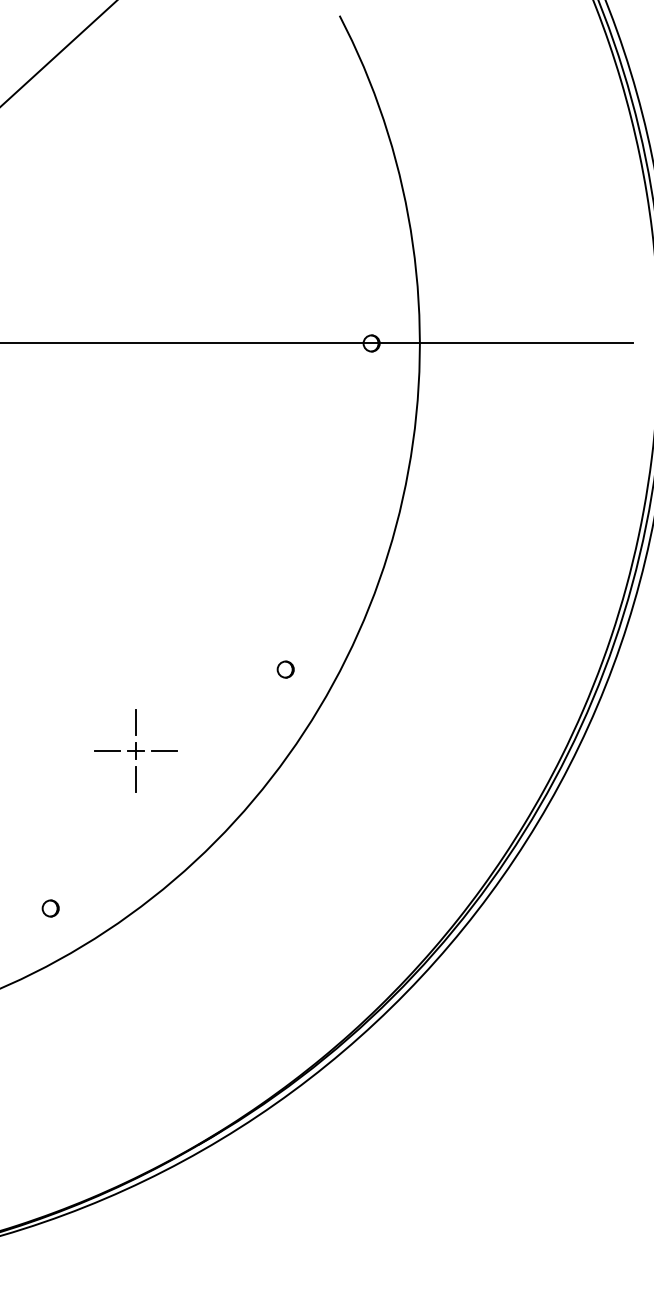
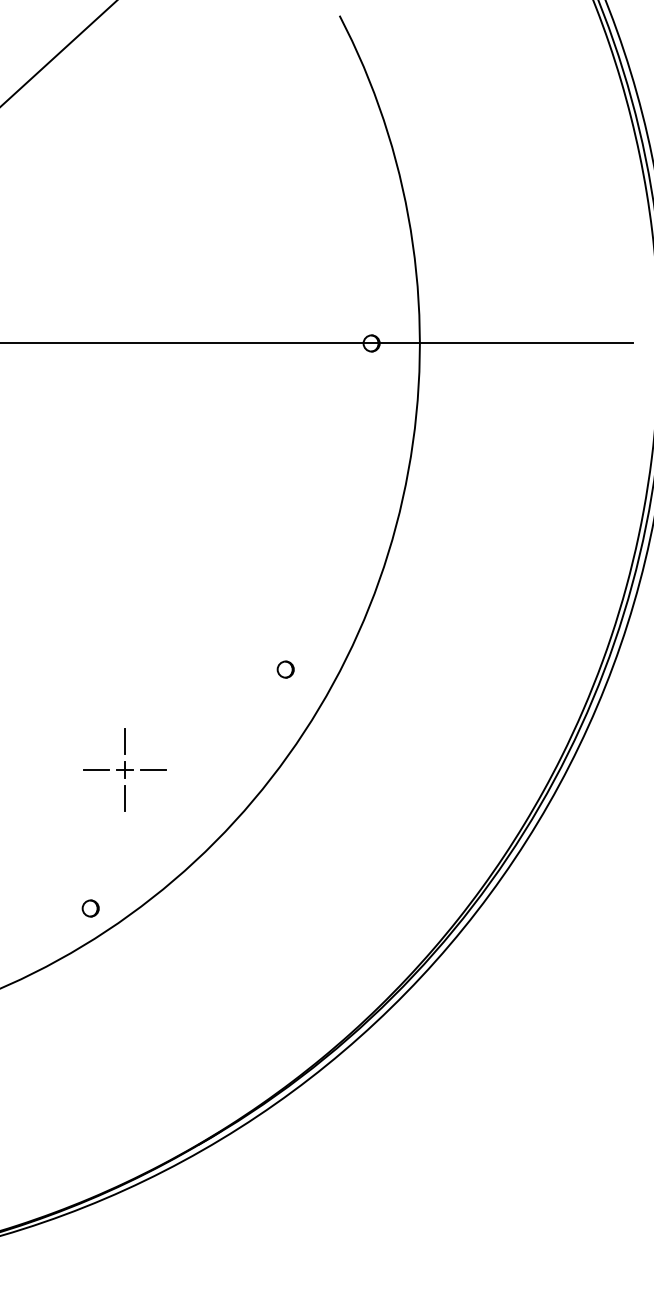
part position: (135, 750) -> (124, 769) (124, 769)
circle position: (50, 908) -> (90, 908) (90, 908)
